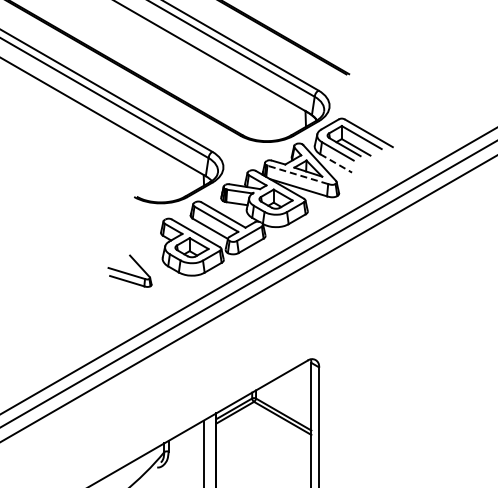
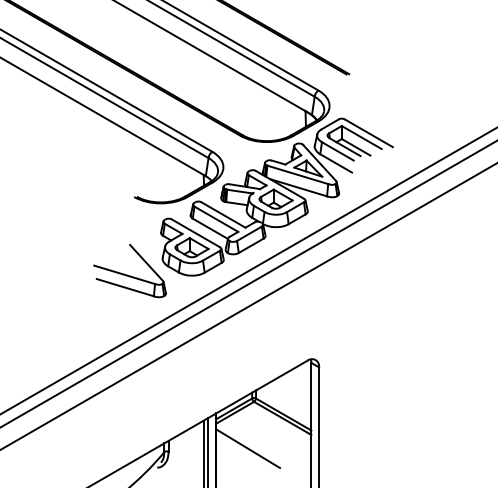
line: dashed -> solid (336, 163)
line: dashed -> solid (297, 174)
part size: 46x34 px -> 74x55 px (129, 271)
line position: (248, 298) -> (248, 306) (248, 306)
line: none -> present (247, 448)
line: none -> present (207, 451)
